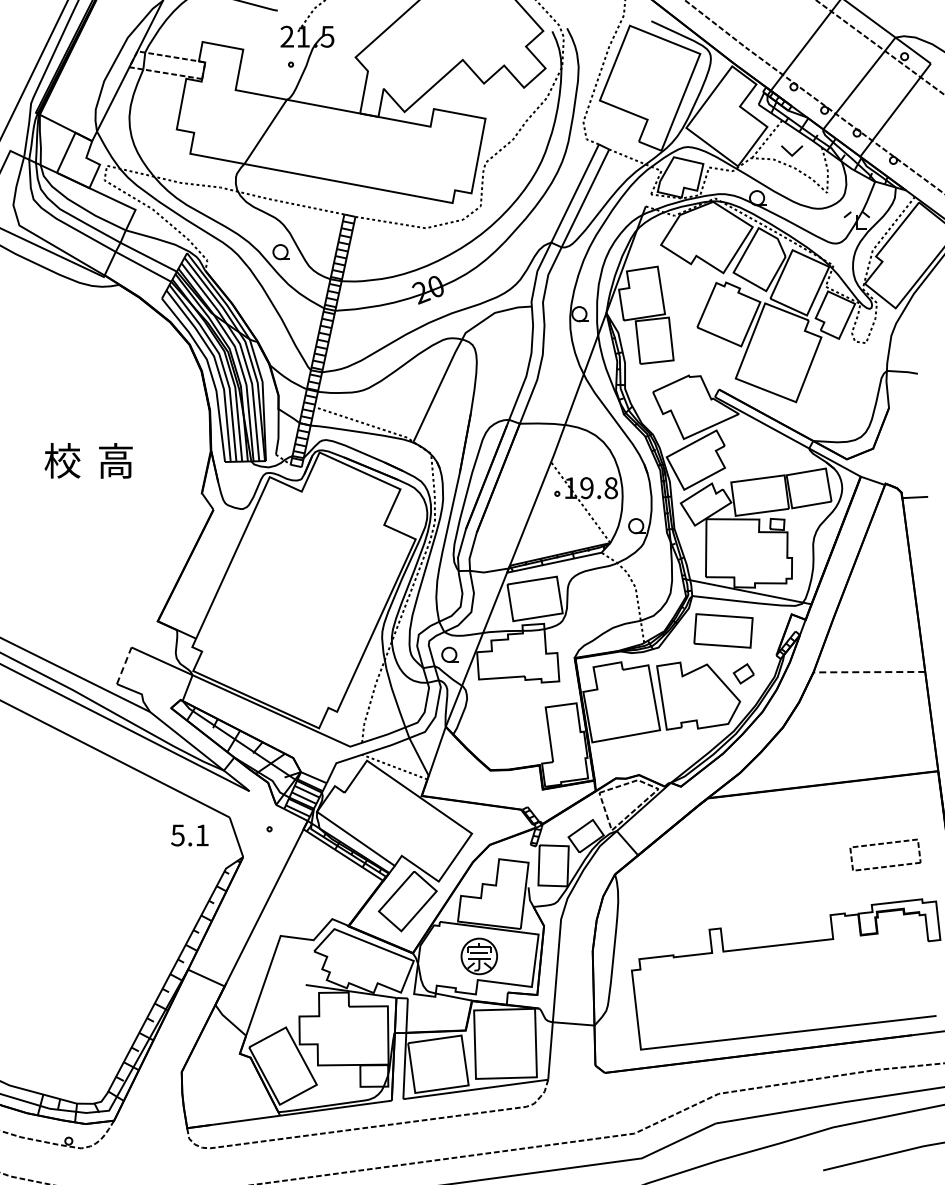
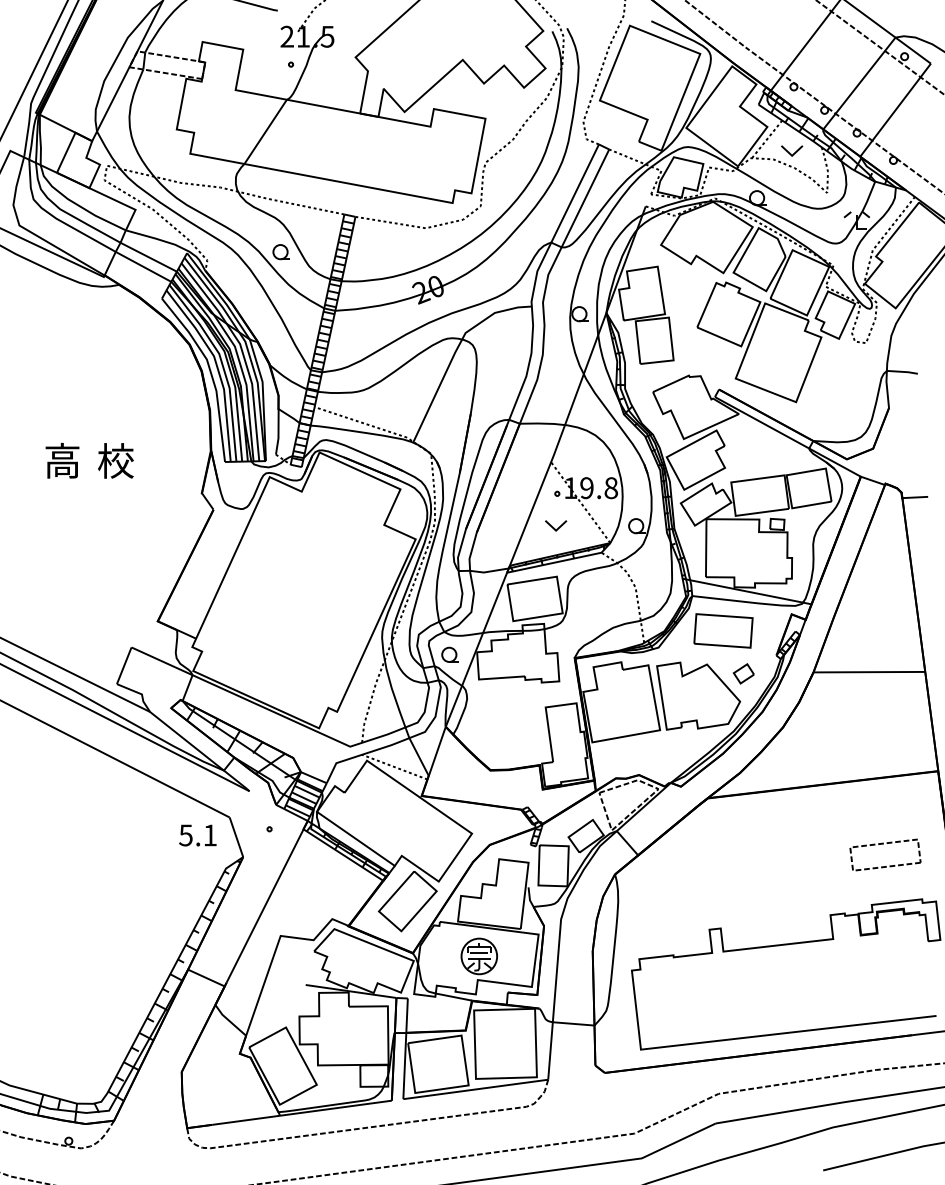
text: 校 -> 高 (62, 460)
text: 高 -> 校 (115, 460)
part: none -> present (556, 525)
line: dashed -> solid (124, 665)
line: dashed -> solid (869, 672)
text position: (189, 835) -> (197, 835) (197, 835)
